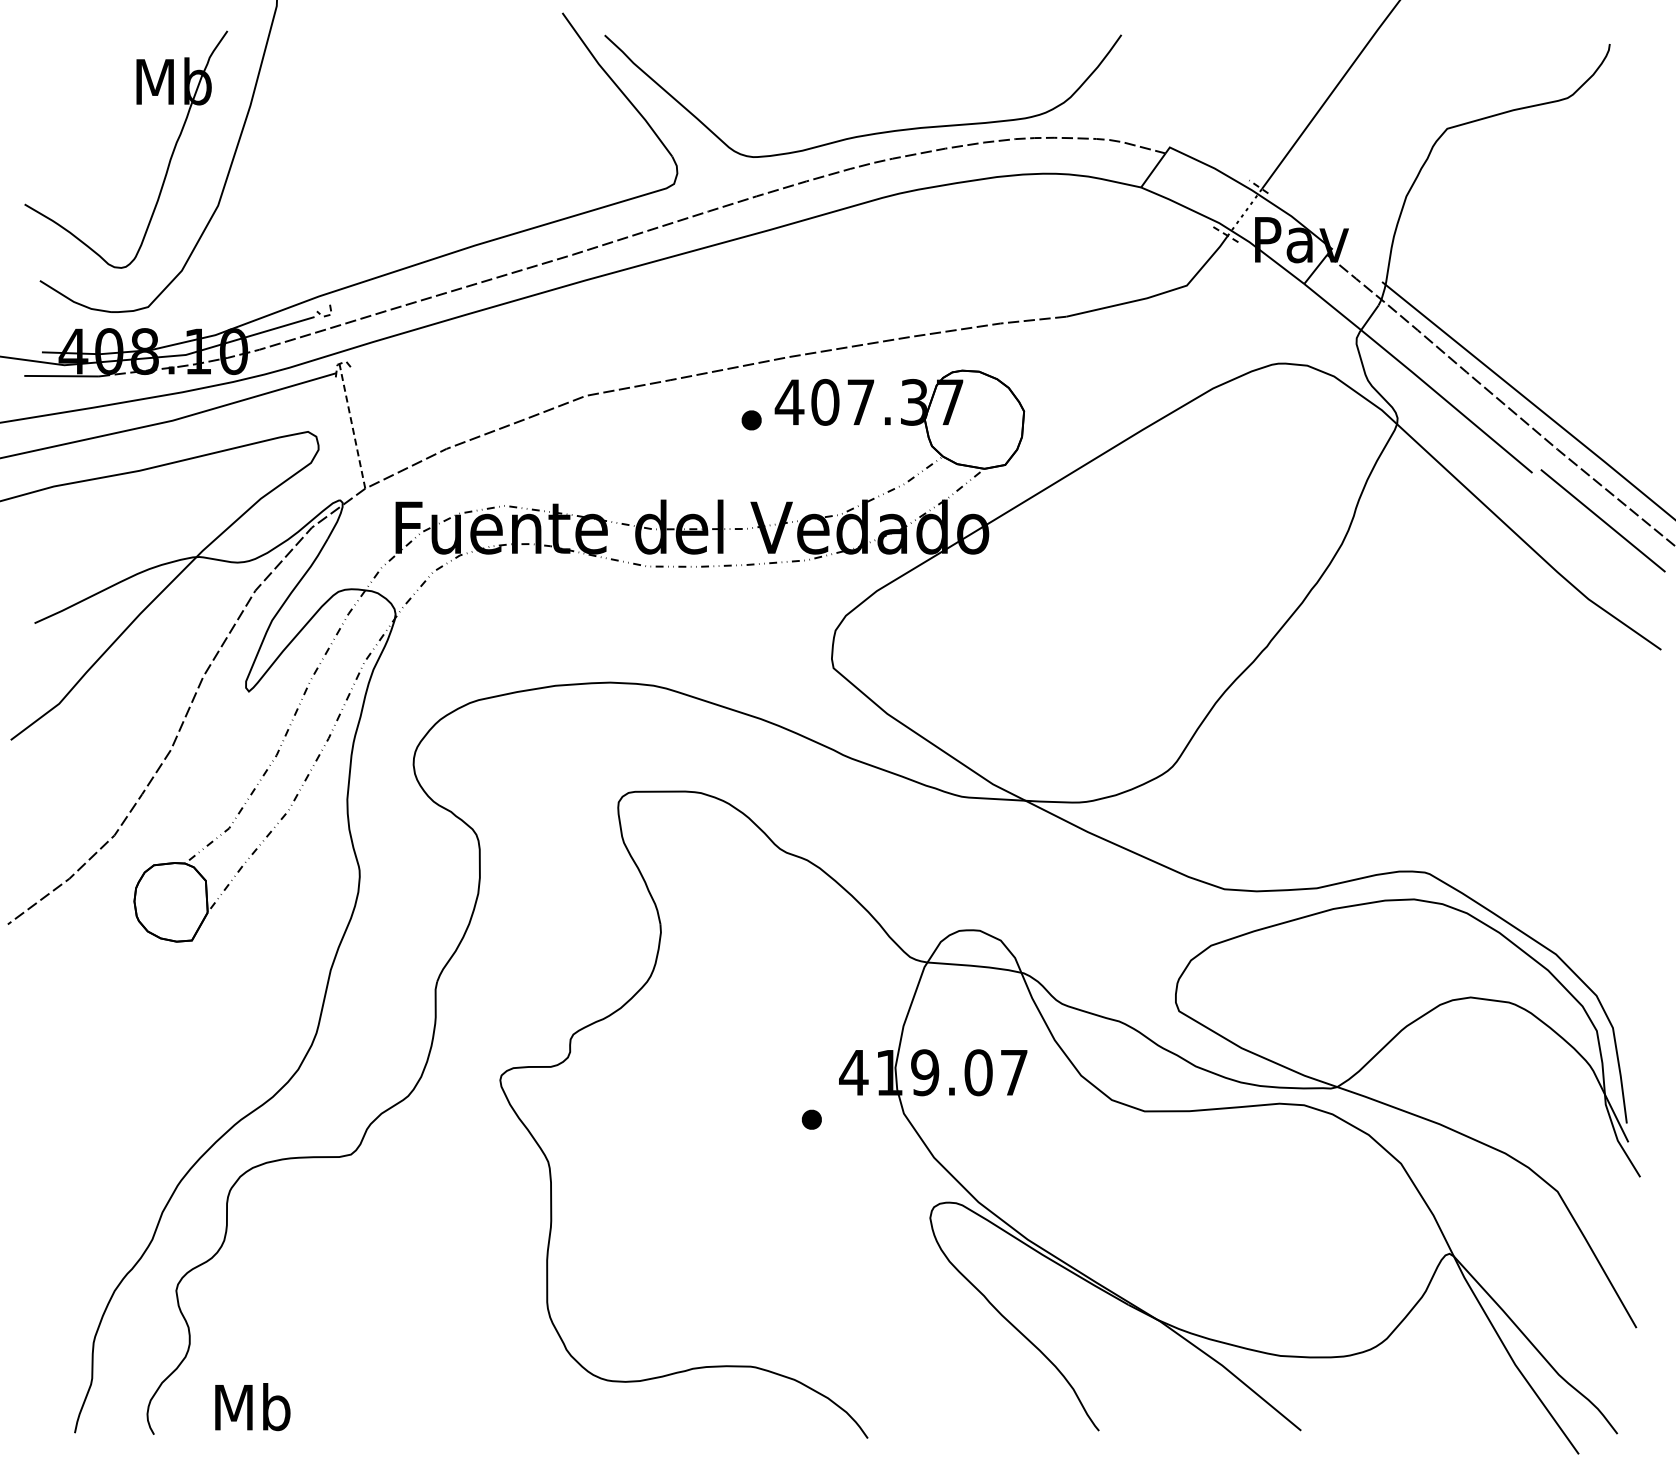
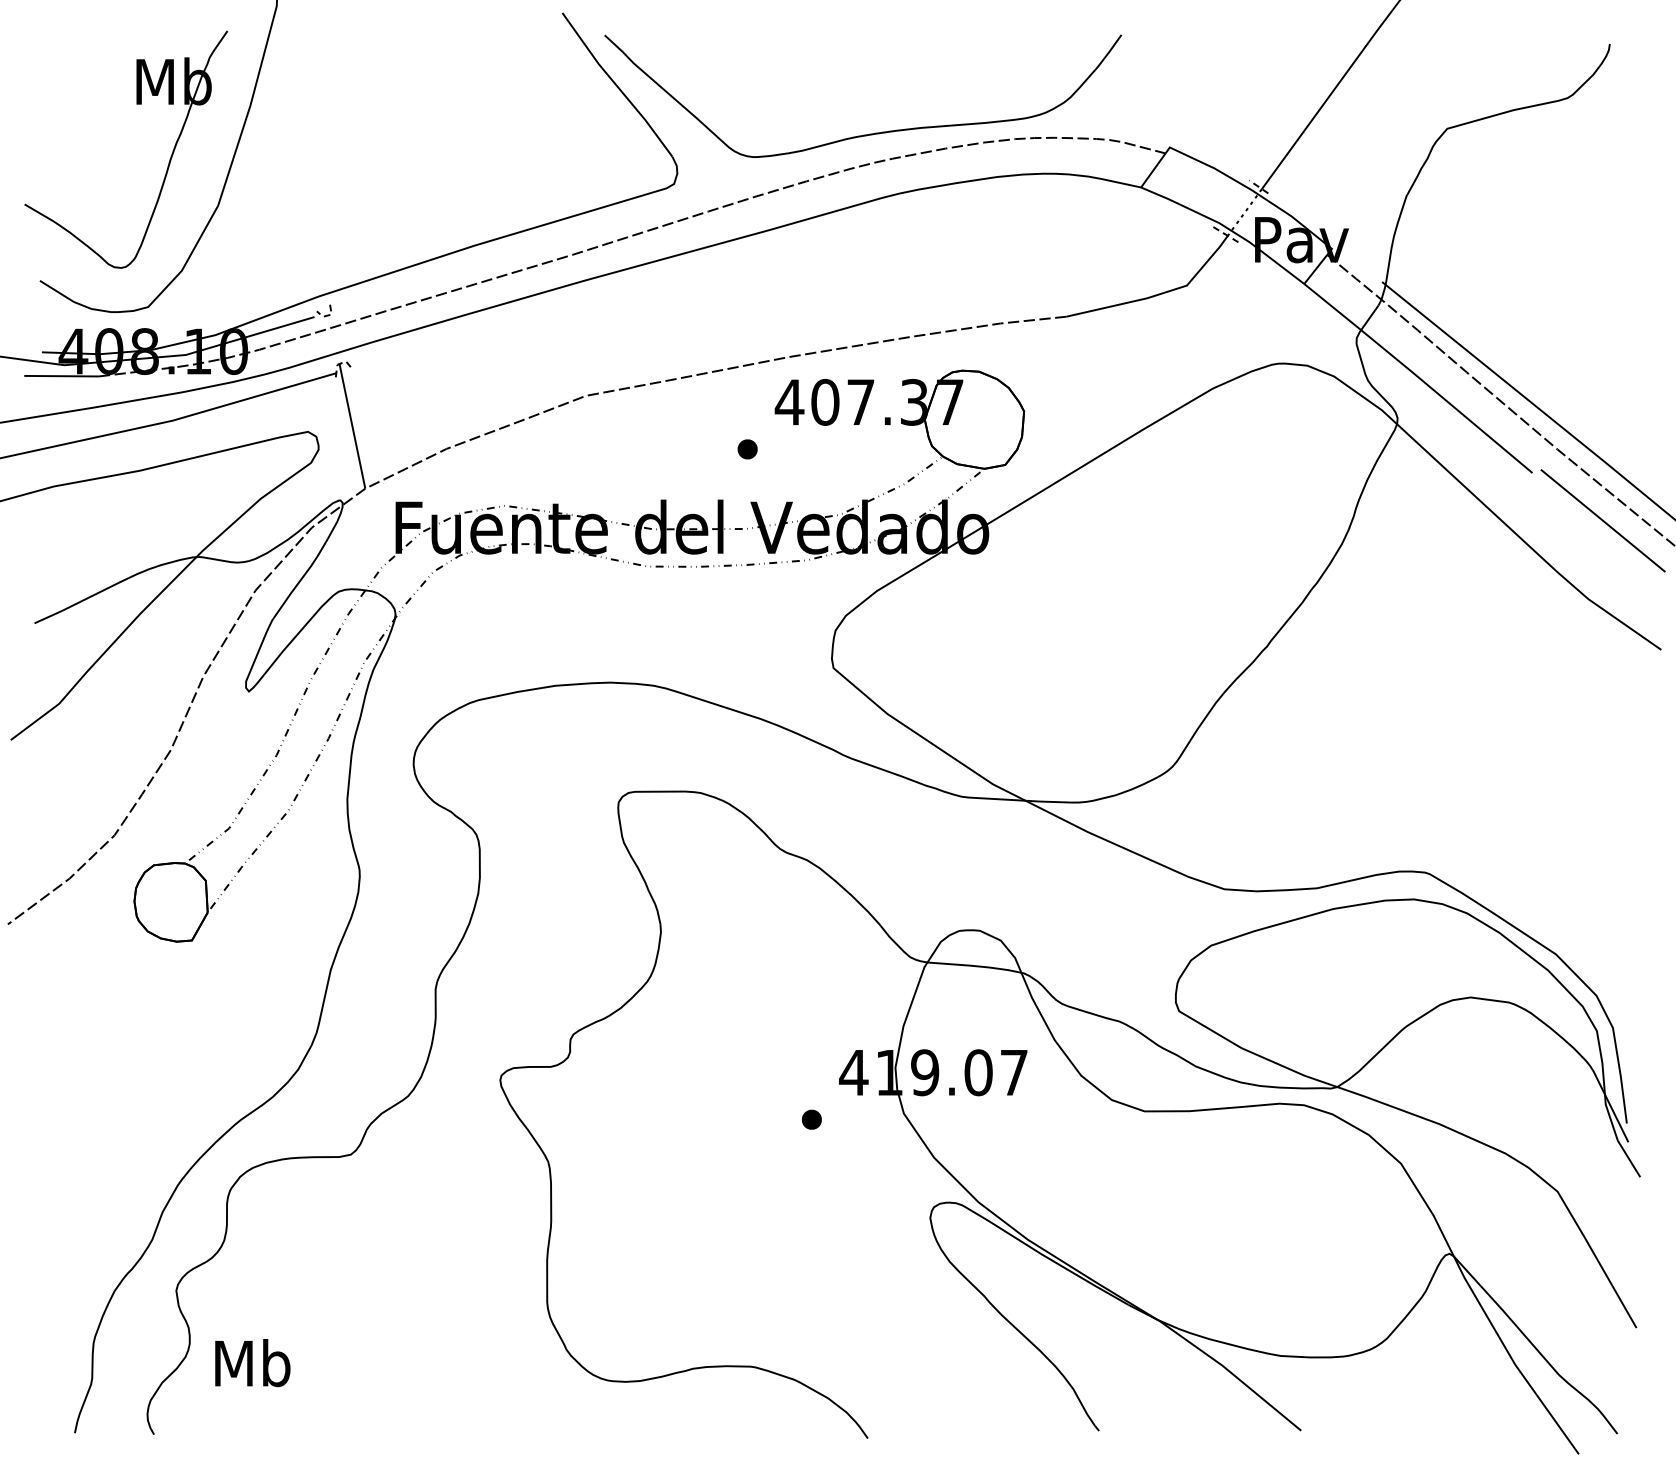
part position: (751, 420) -> (747, 449) (747, 449)
line: dashed -> solid (352, 426)
text position: (252, 1407) -> (252, 1363) (252, 1363)
